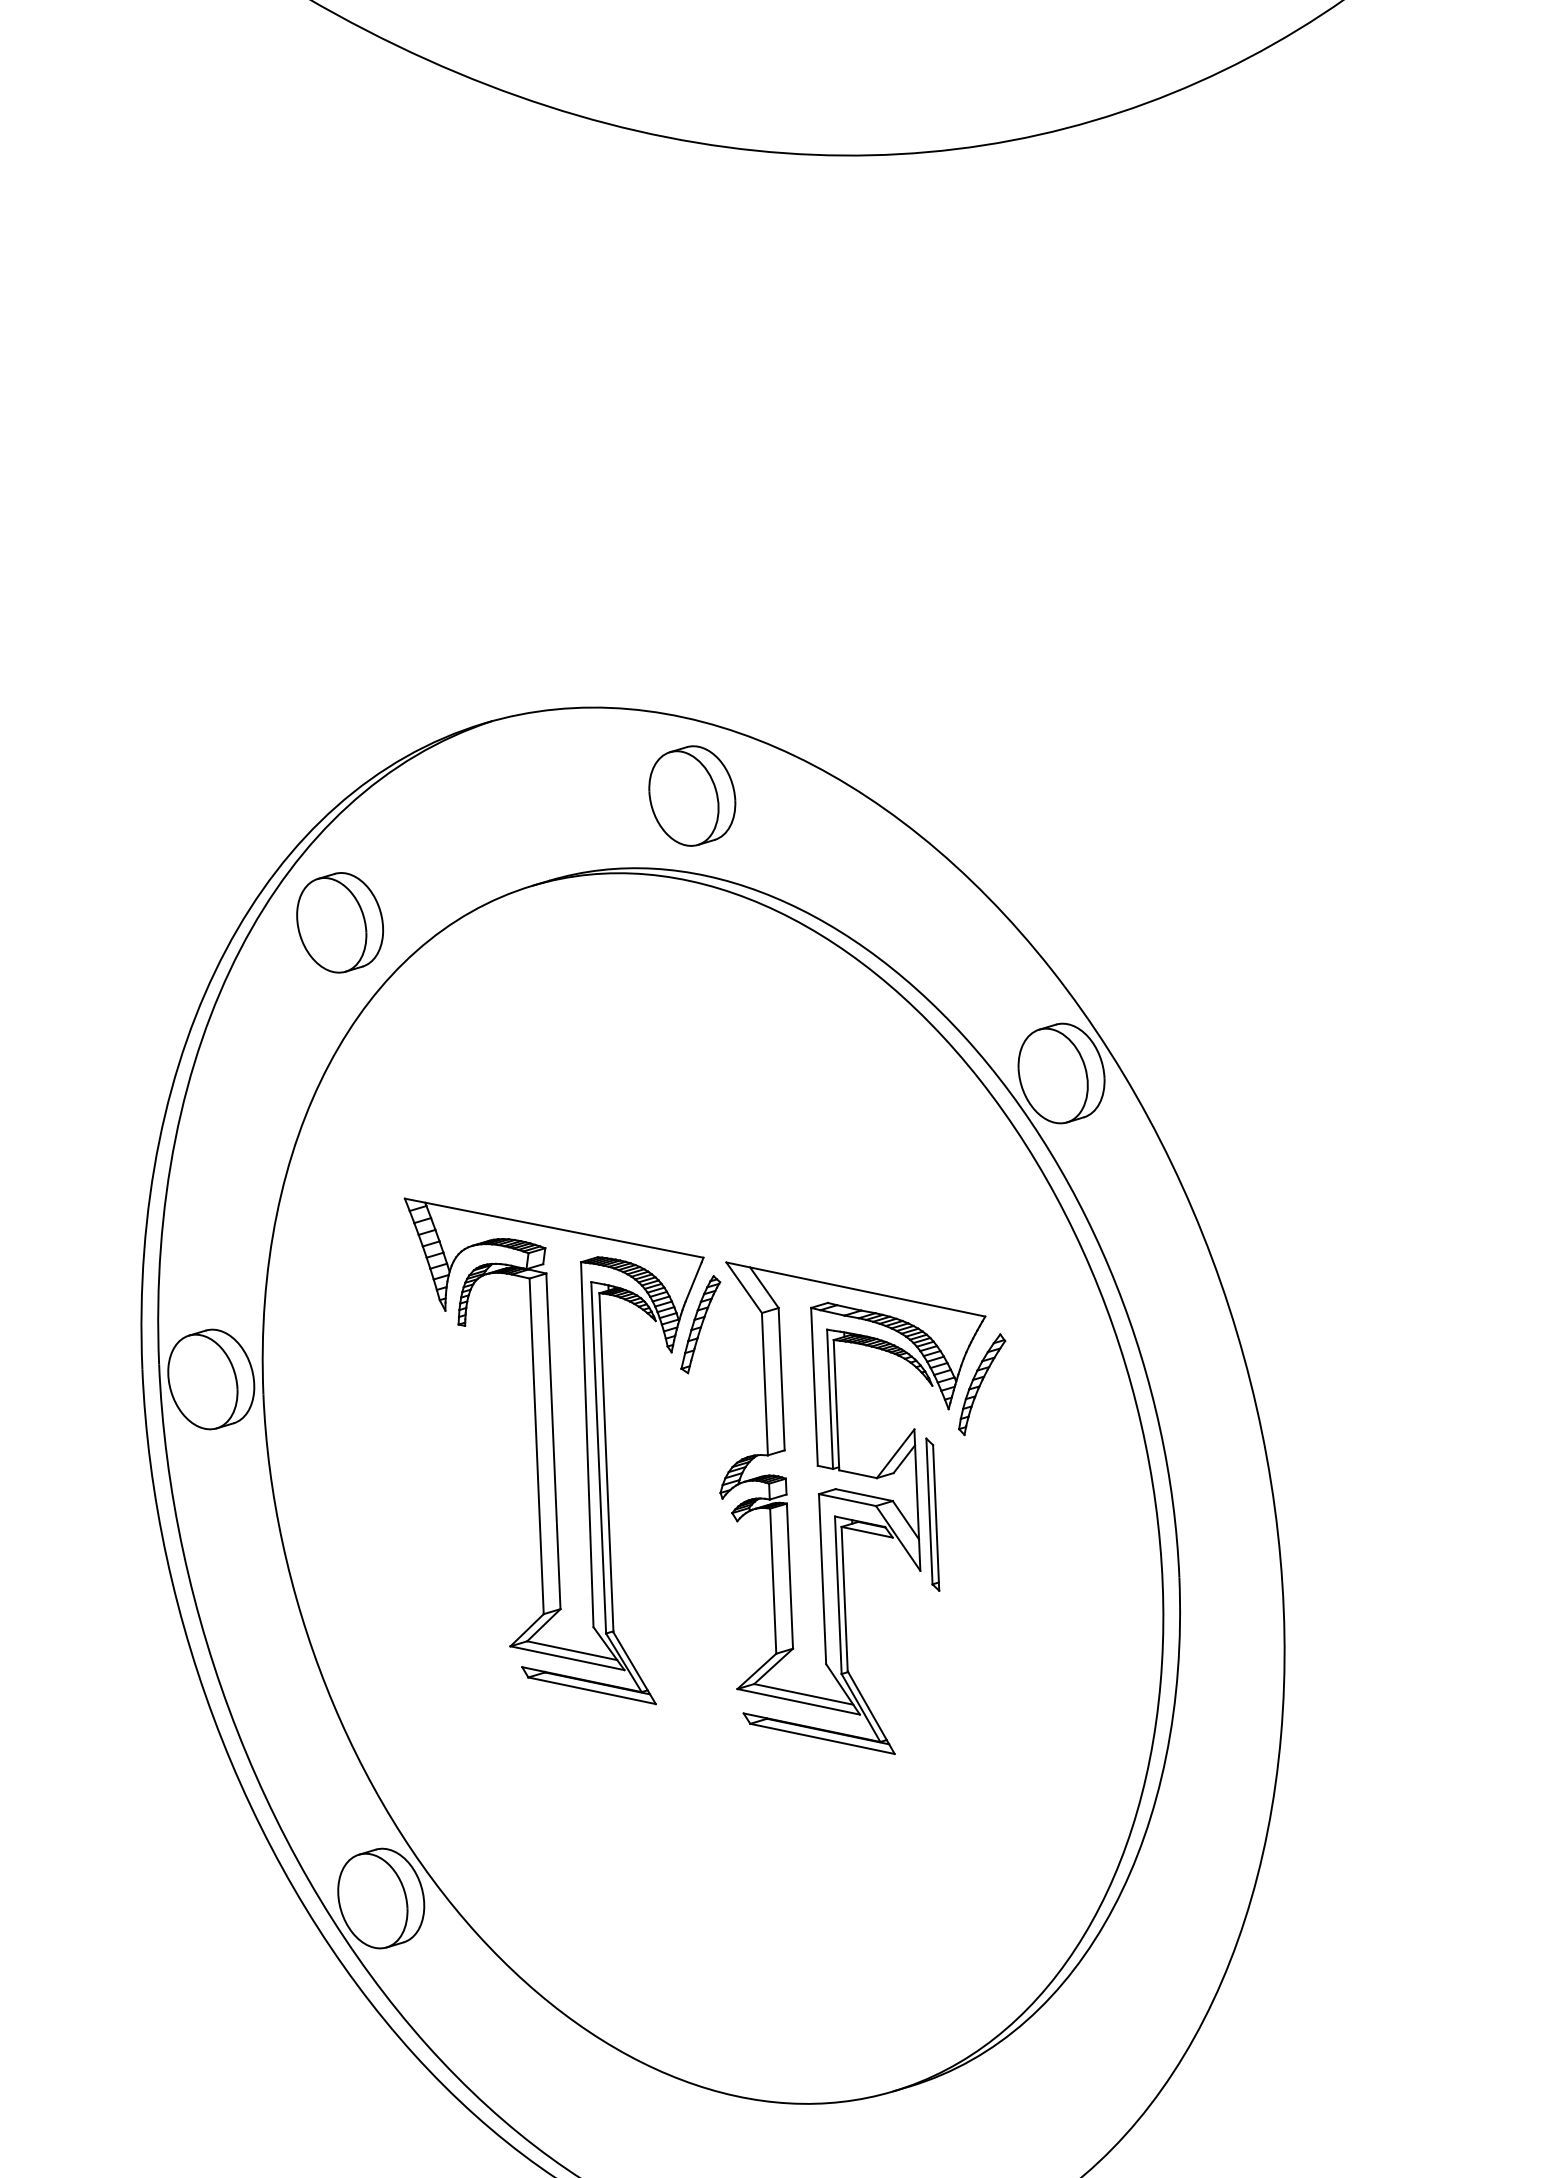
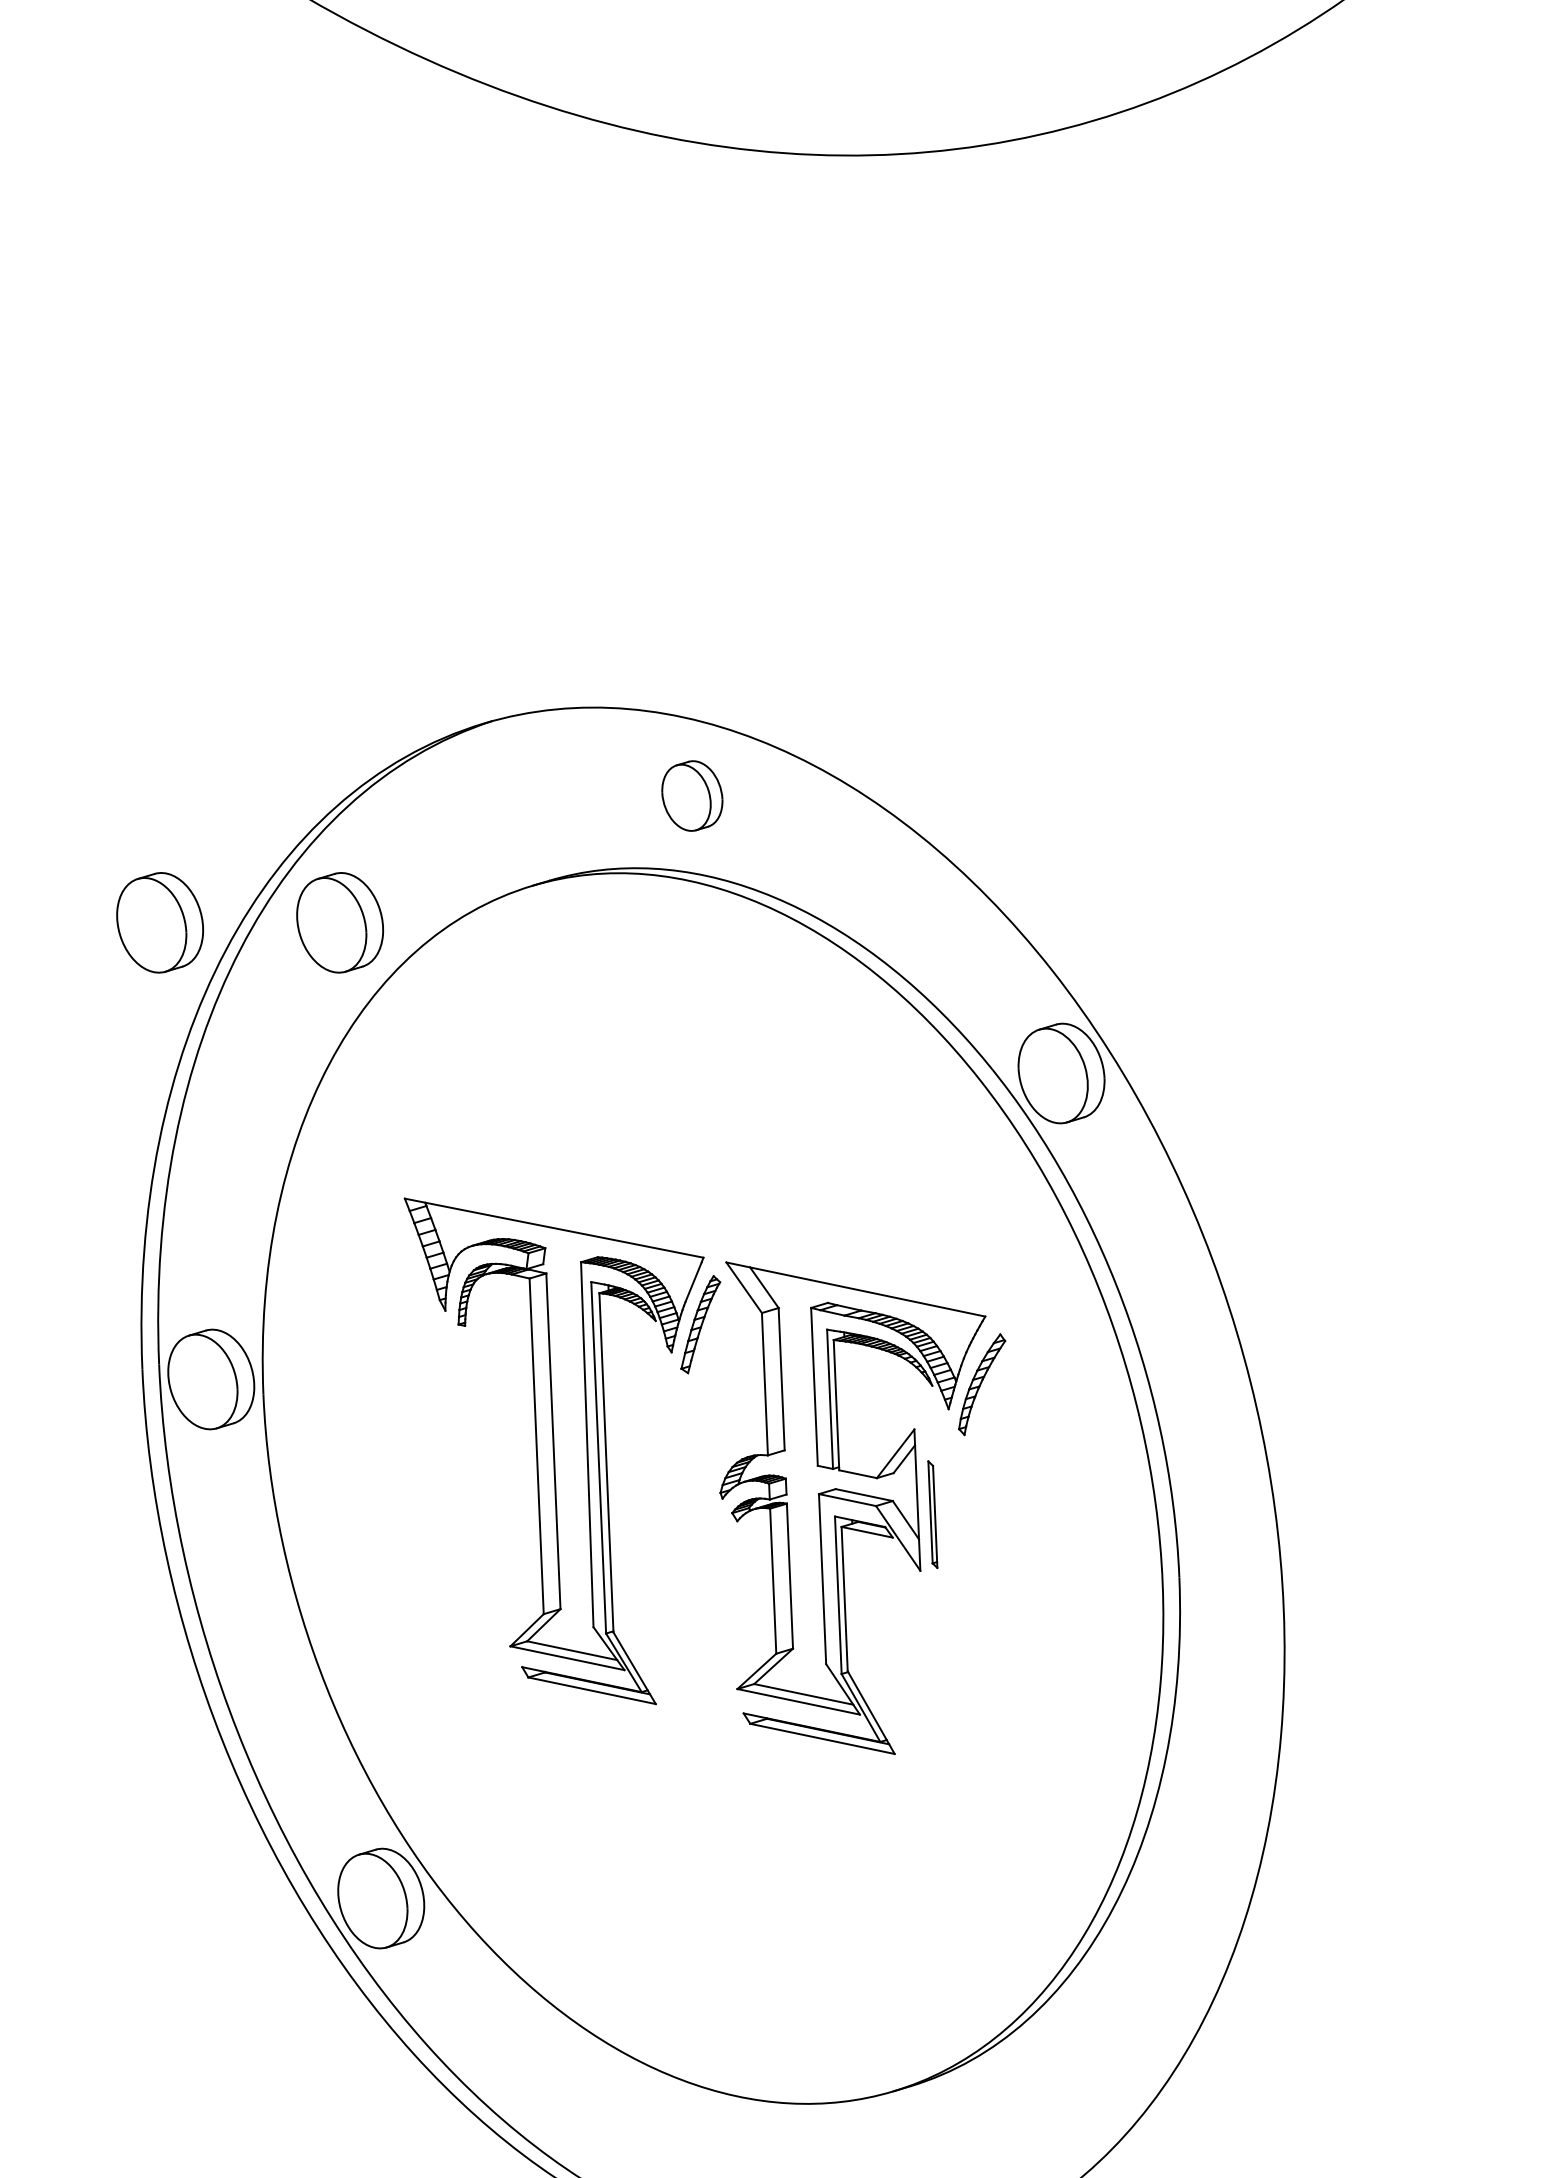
part size: 89x102 px -> 63x72 px (692, 795)
part: none -> present (159, 922)
part size: 16x155 px -> 12x109 px (932, 1514)
